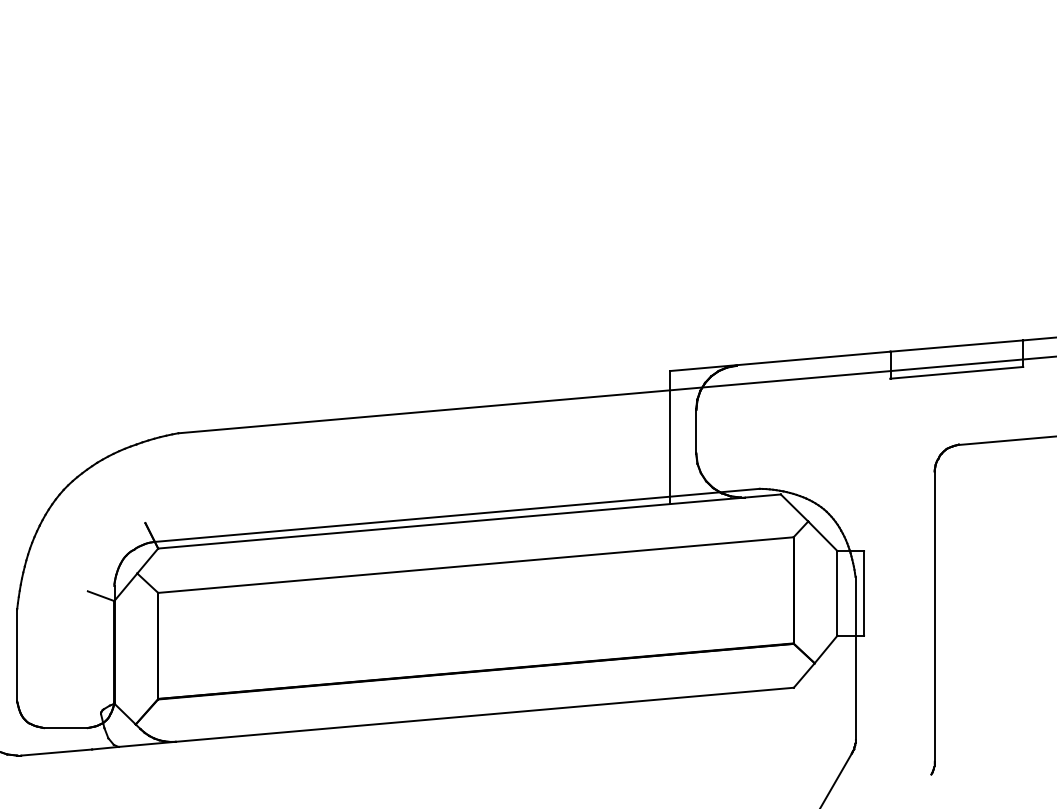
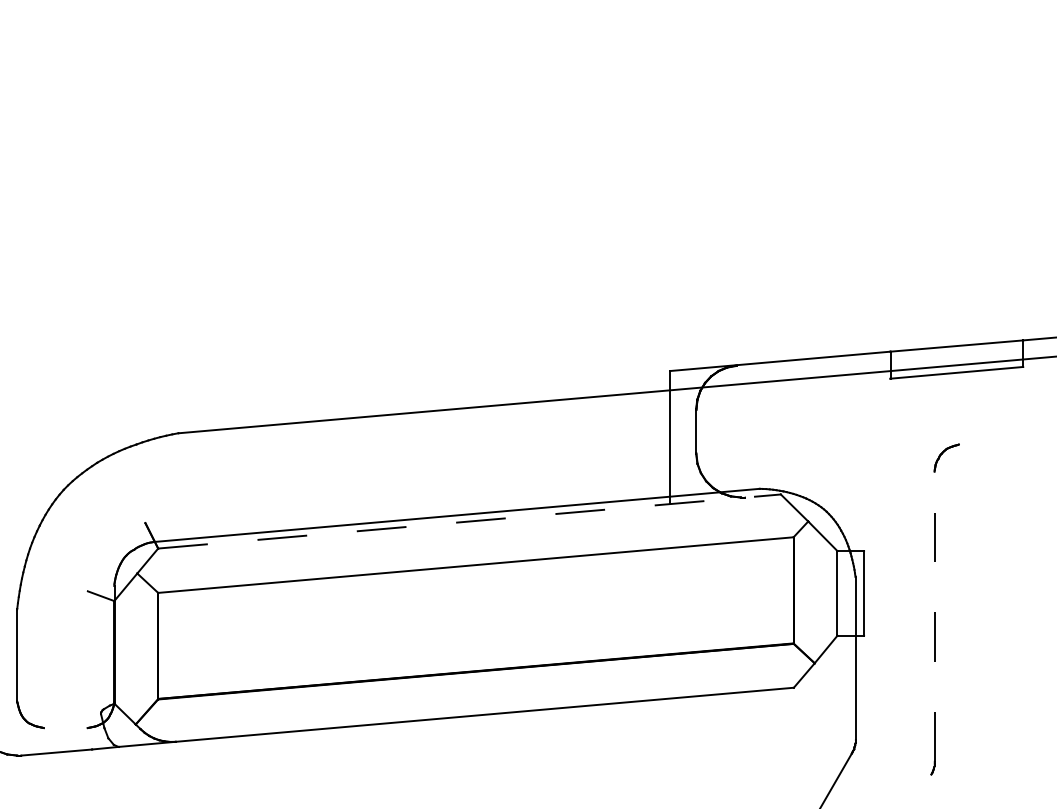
line: present -> none (1005, 440)
line: solid -> dashed (470, 521)
line: solid -> dashed (934, 616)
line: present -> none (65, 728)
